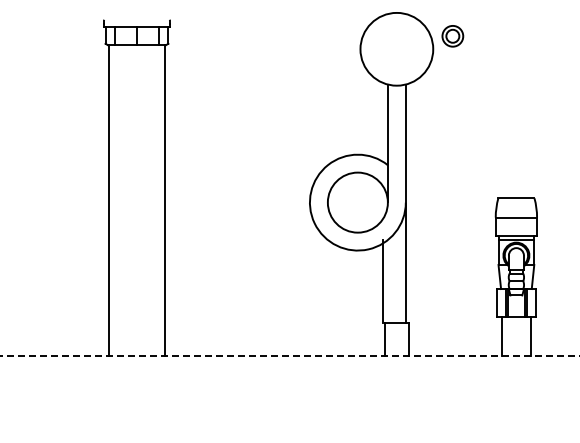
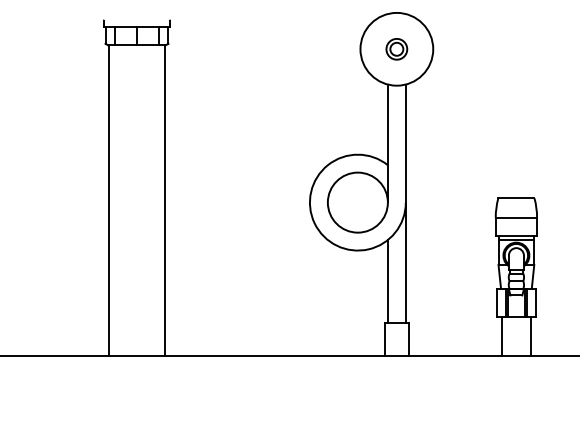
part position: (452, 36) -> (396, 49) (396, 49)
line position: (382, 281) -> (387, 281) (387, 281)
line: dashed -> solid (289, 355)
